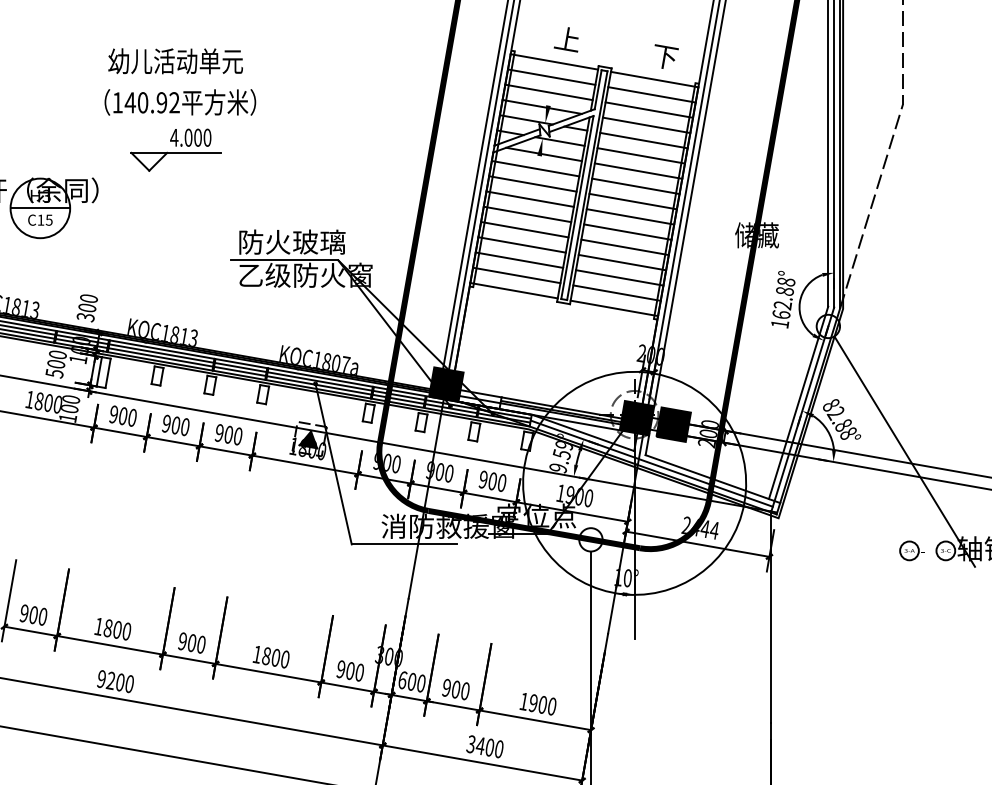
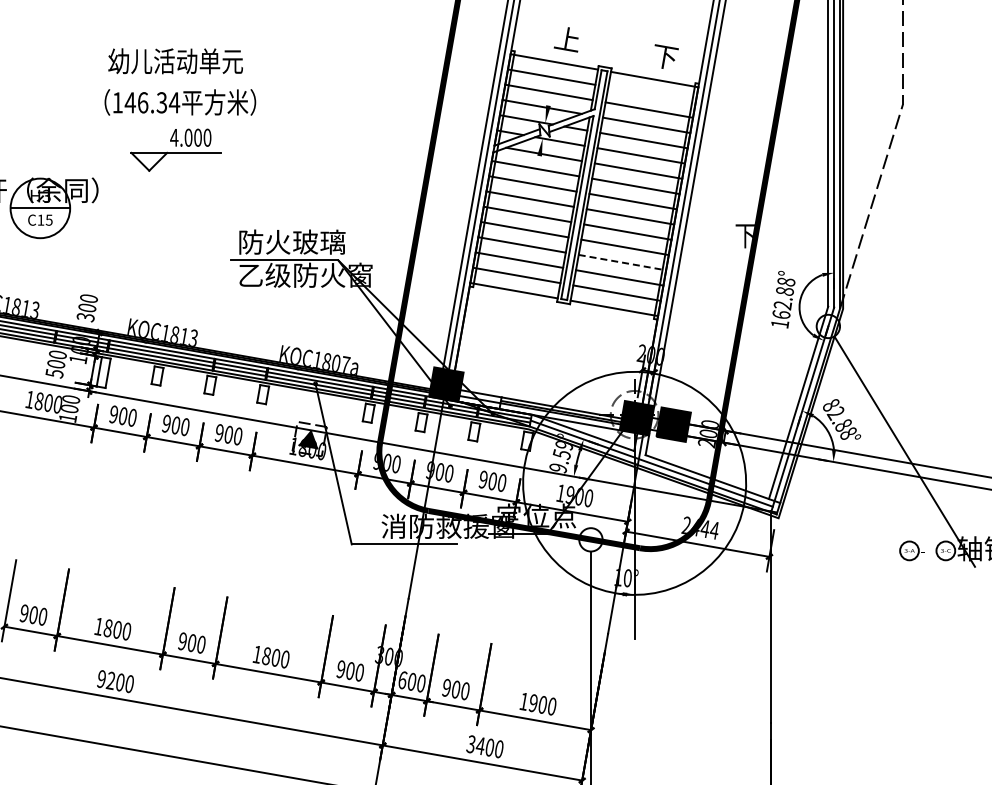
line: present -> none (651, 94)
text: 140.92 -> 146.34 (159, 102)
text: 储藏 -> 下 (757, 235)
line: solid -> dashed (622, 262)
